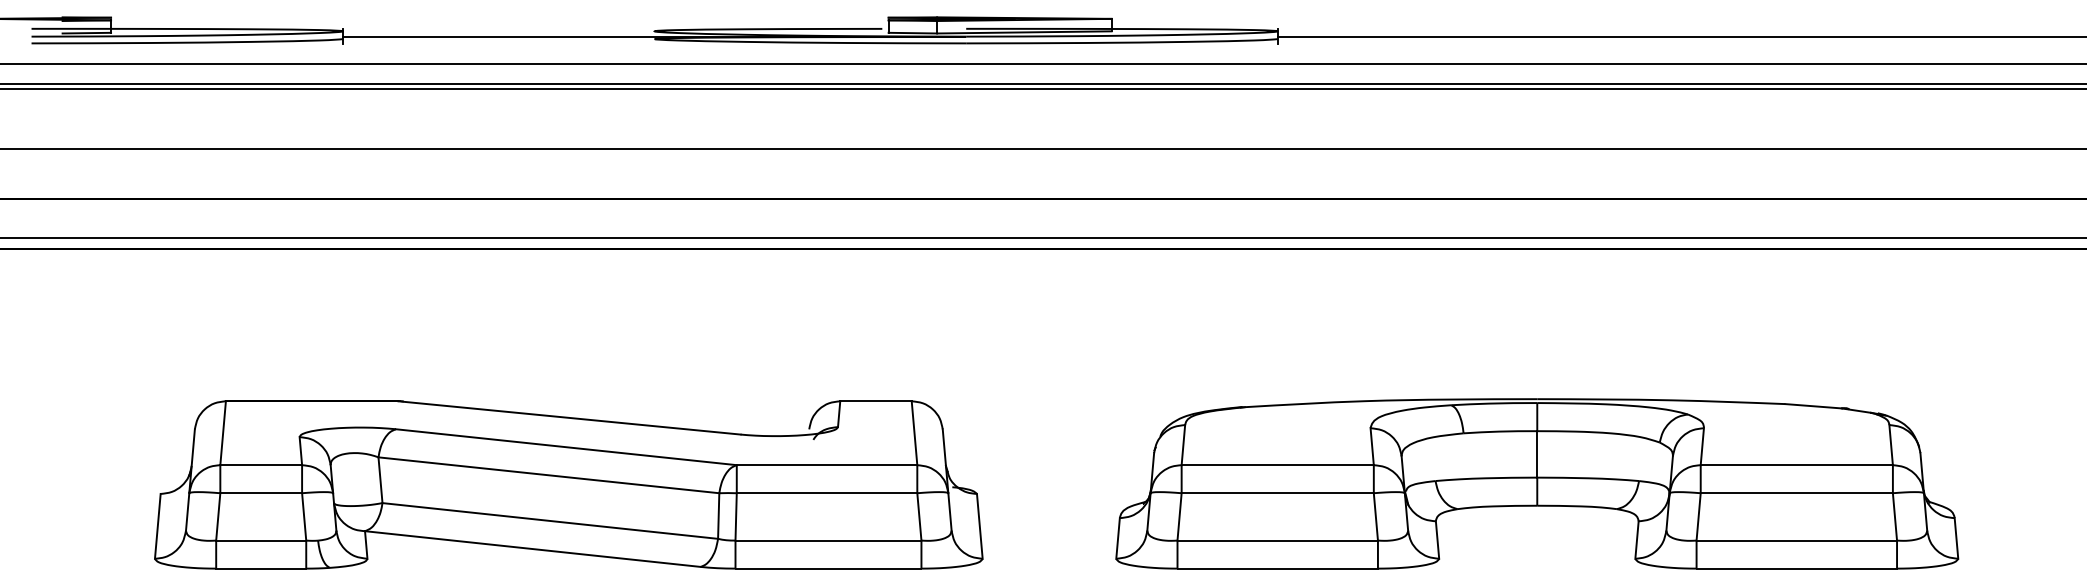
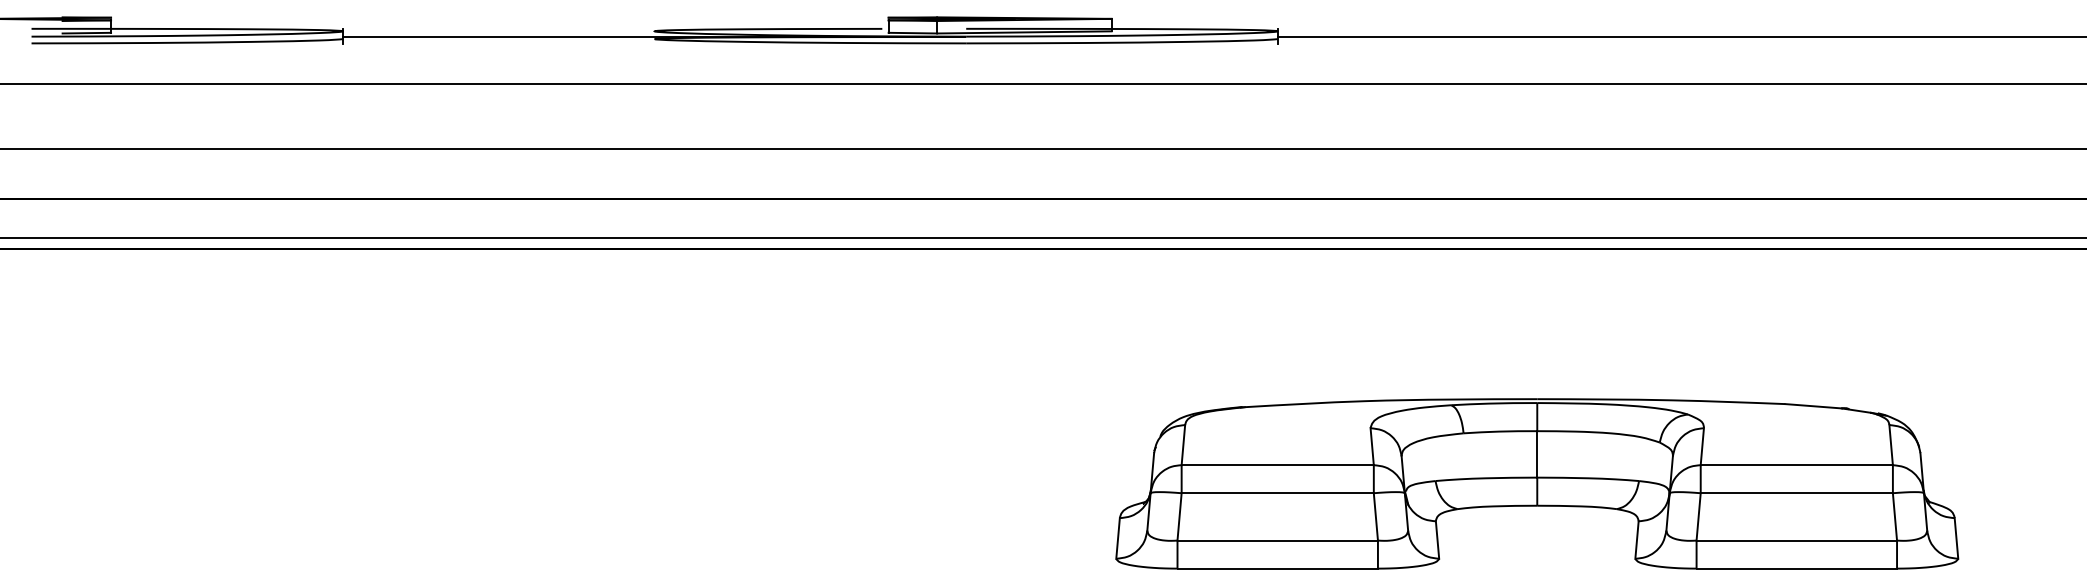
line: present -> none (1042, 63)
line: present -> none (1042, 88)
part: present -> none (568, 484)
